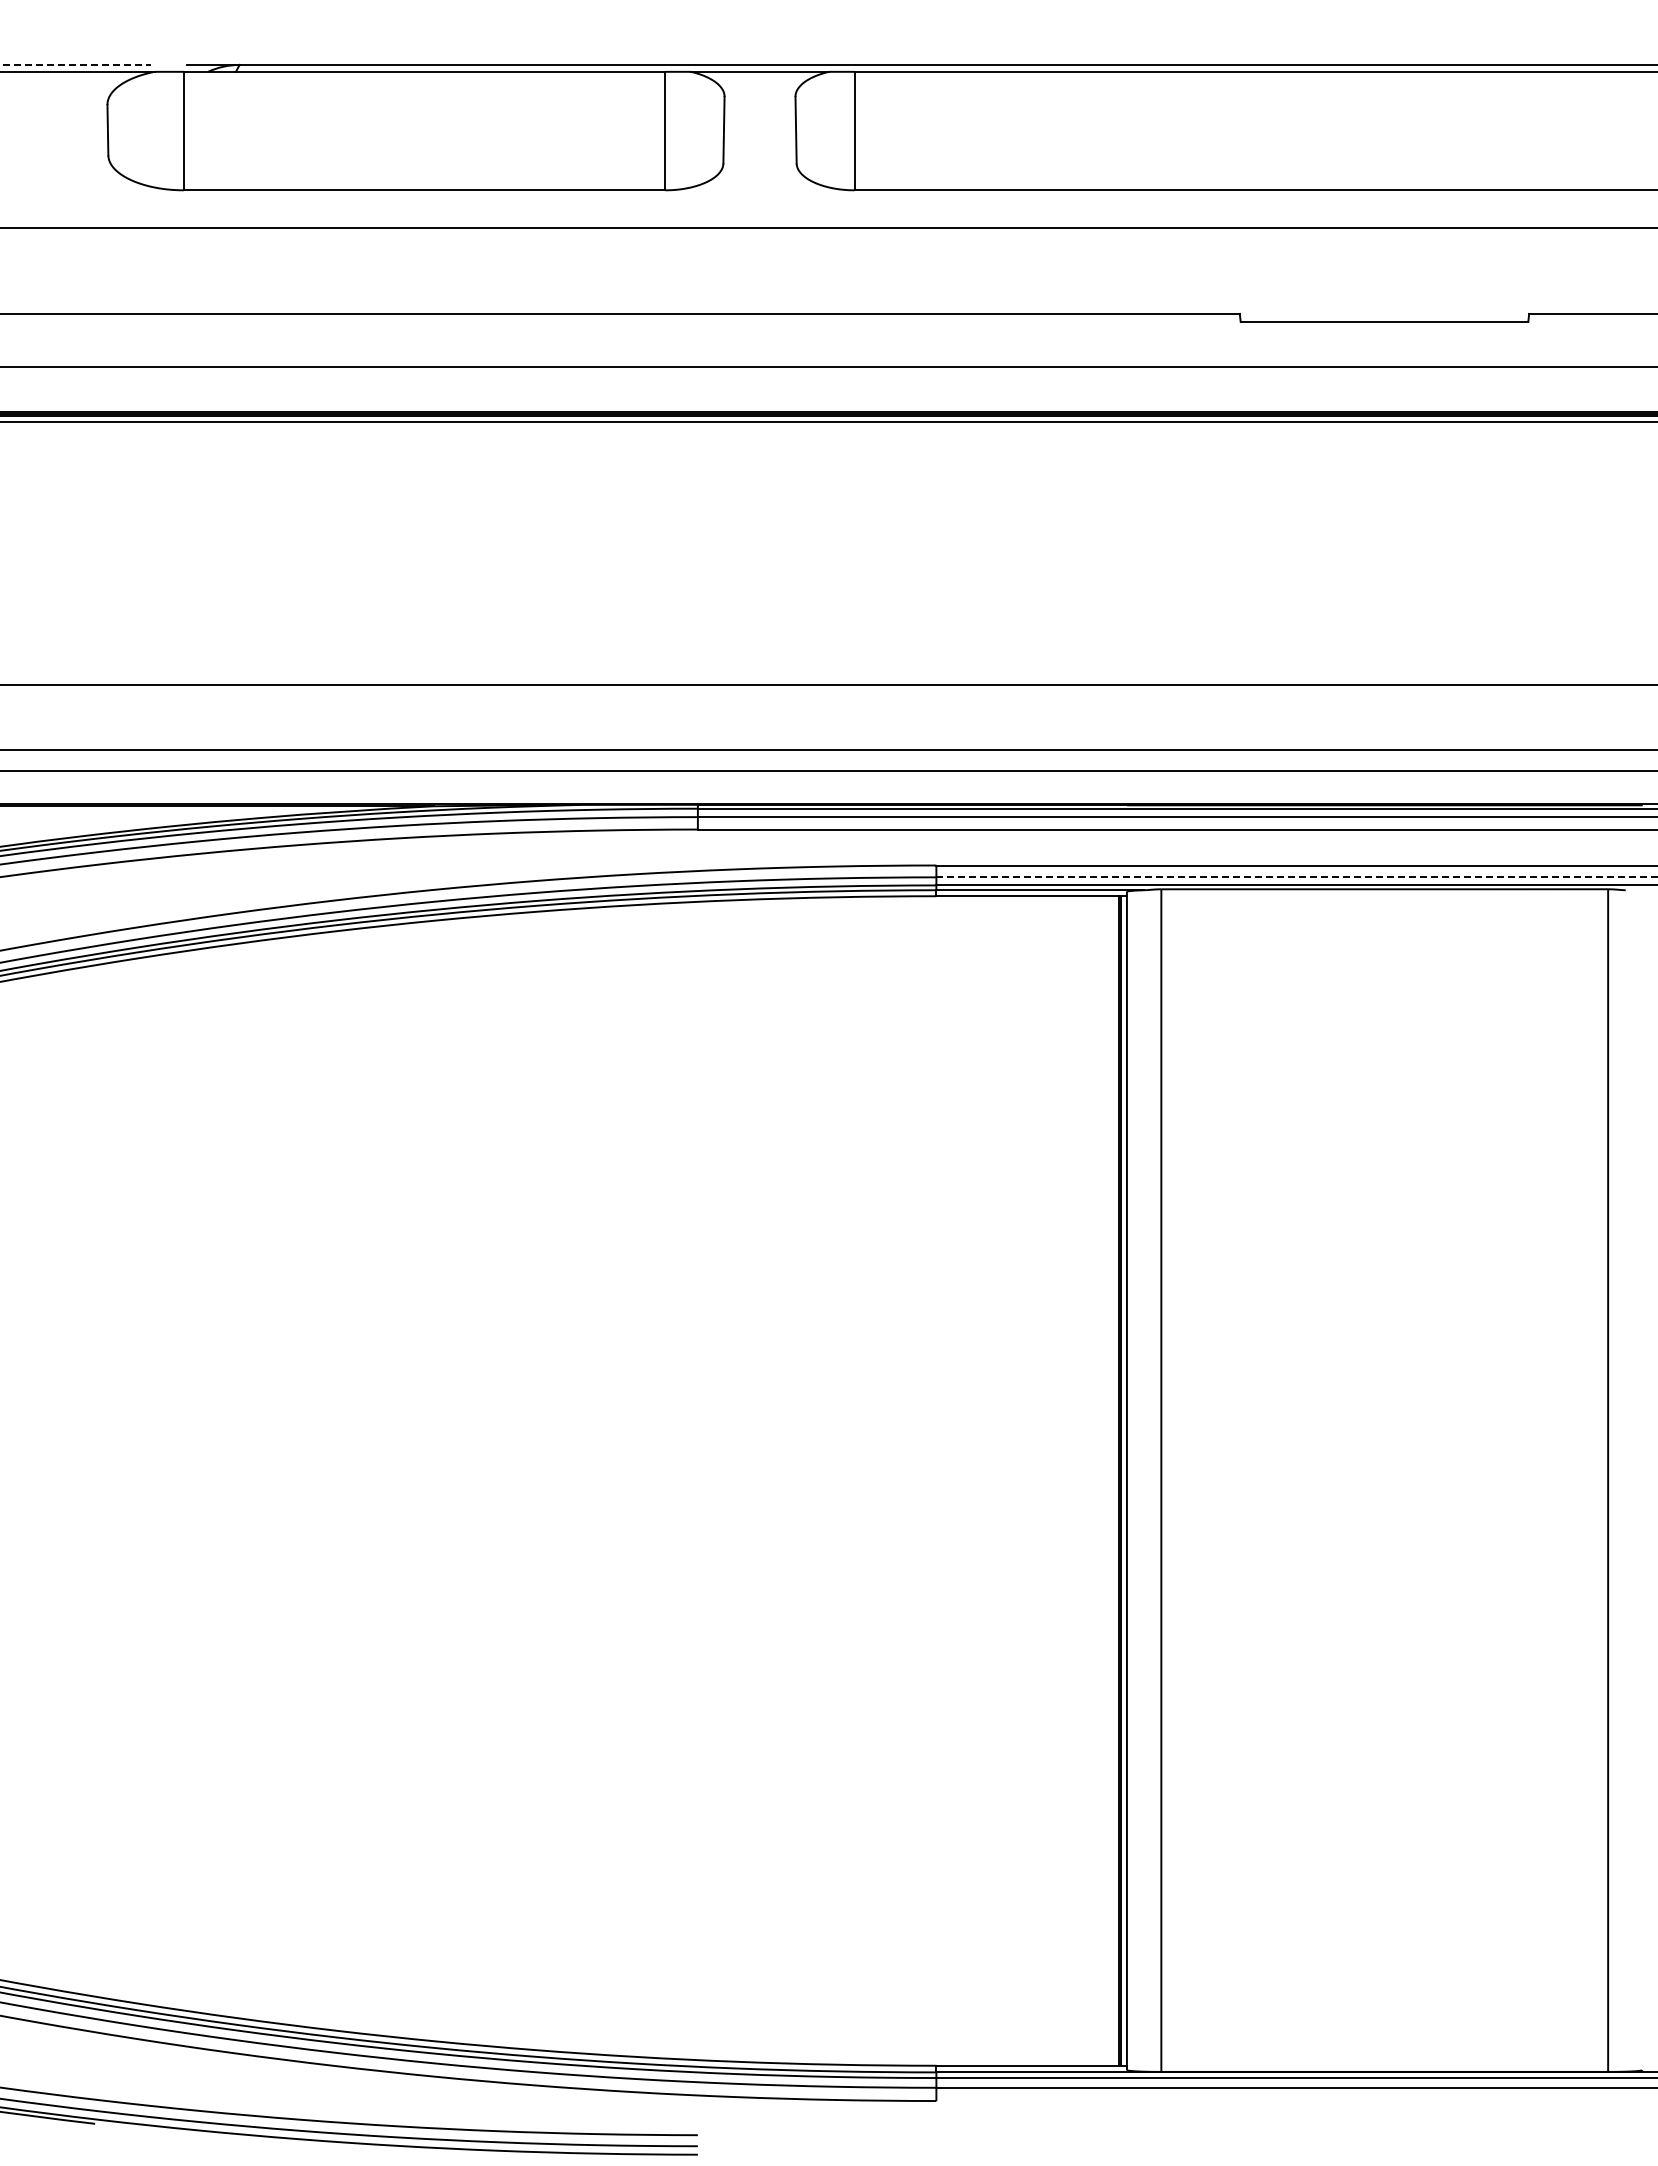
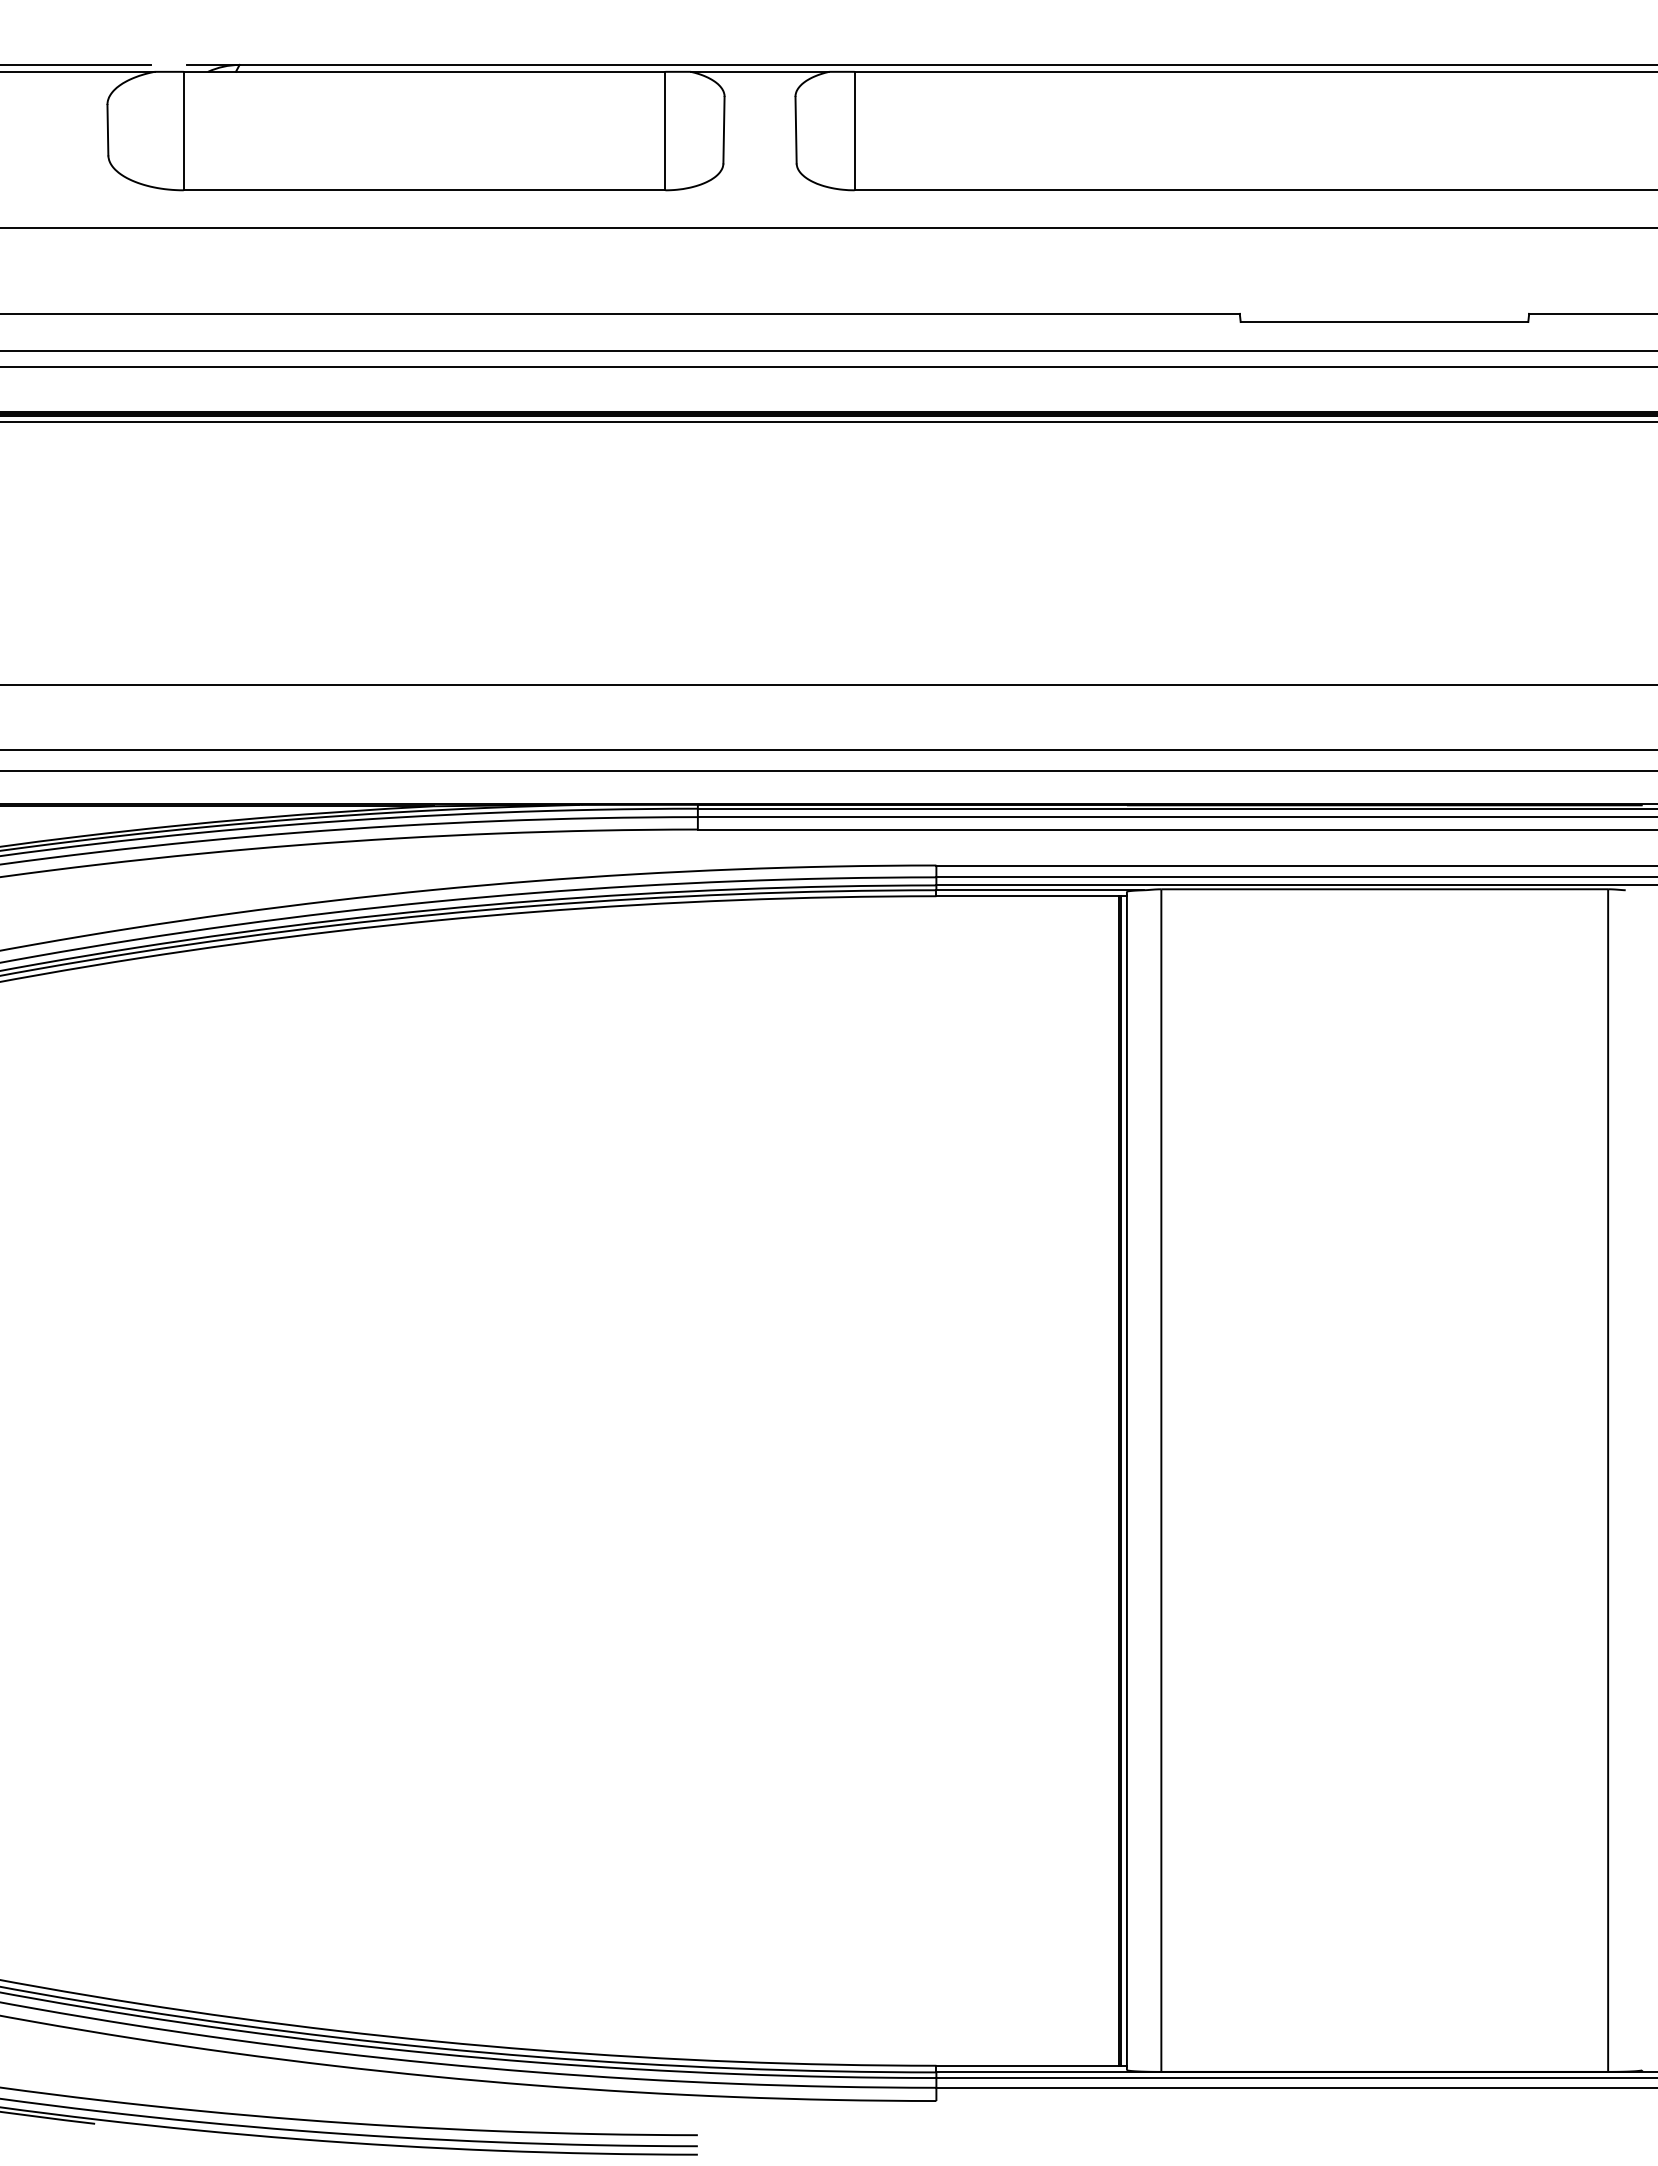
line: dashed -> solid (76, 64)
line: none -> present (828, 351)
line: dashed -> solid (1297, 877)
